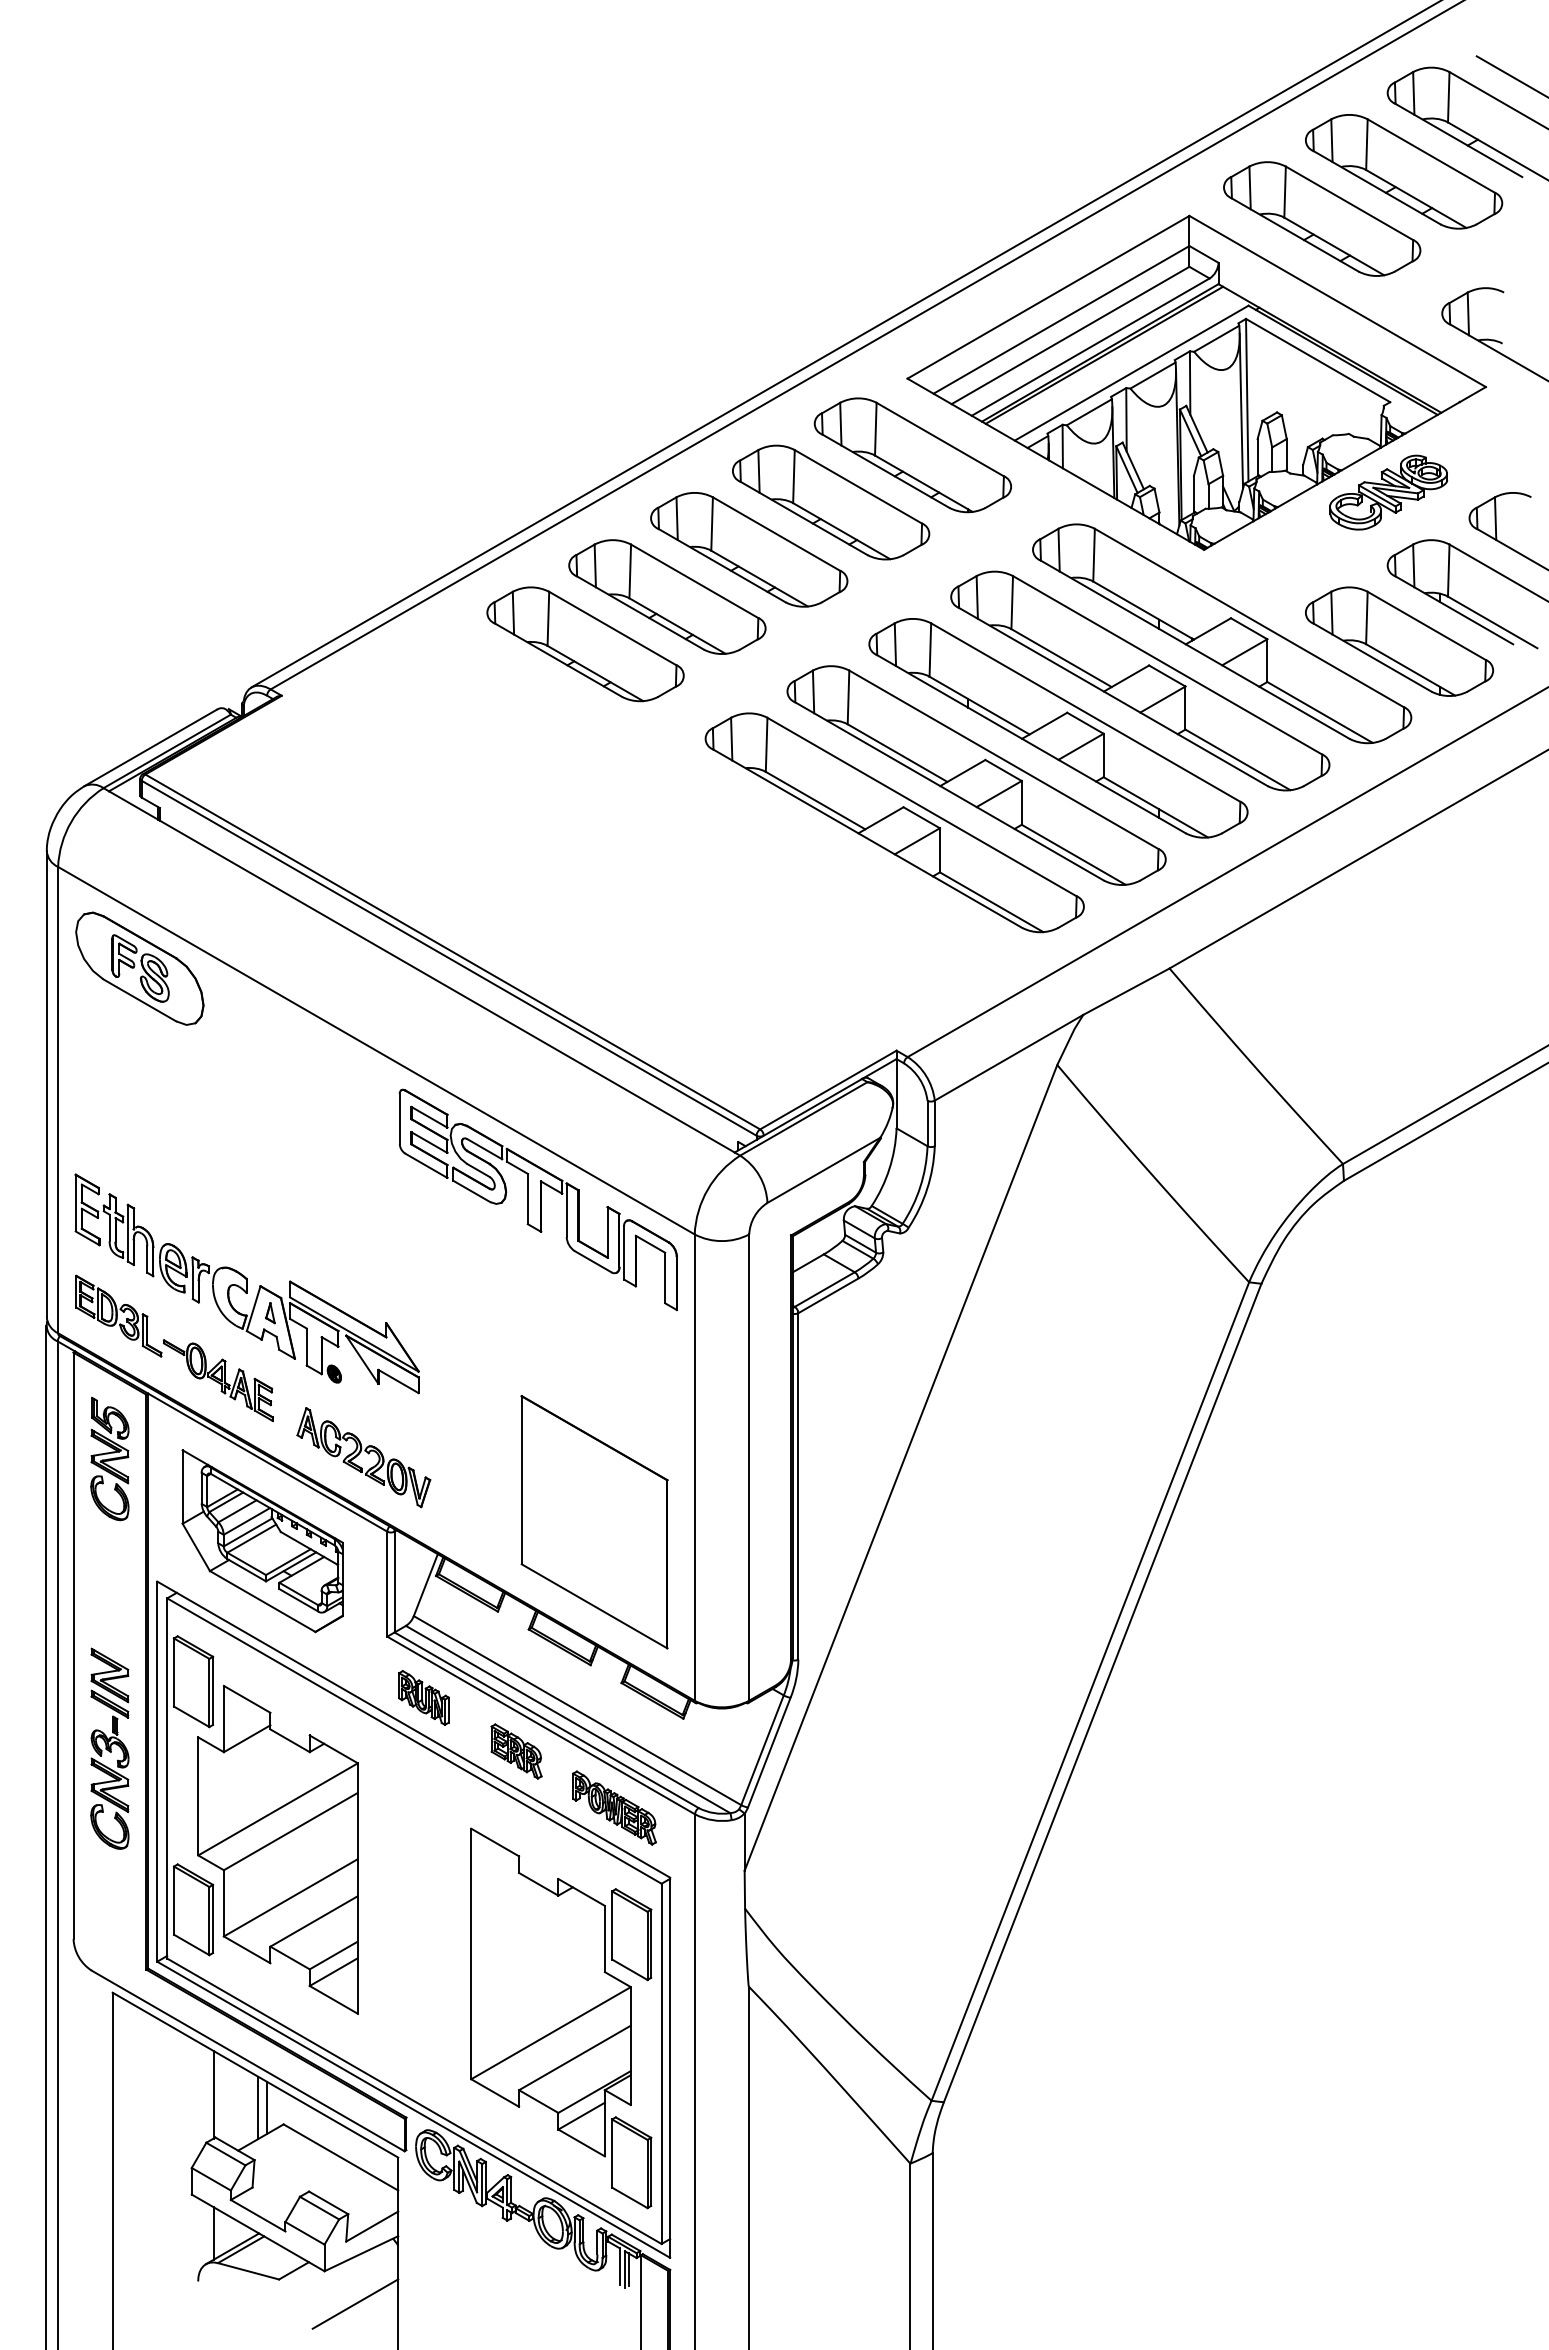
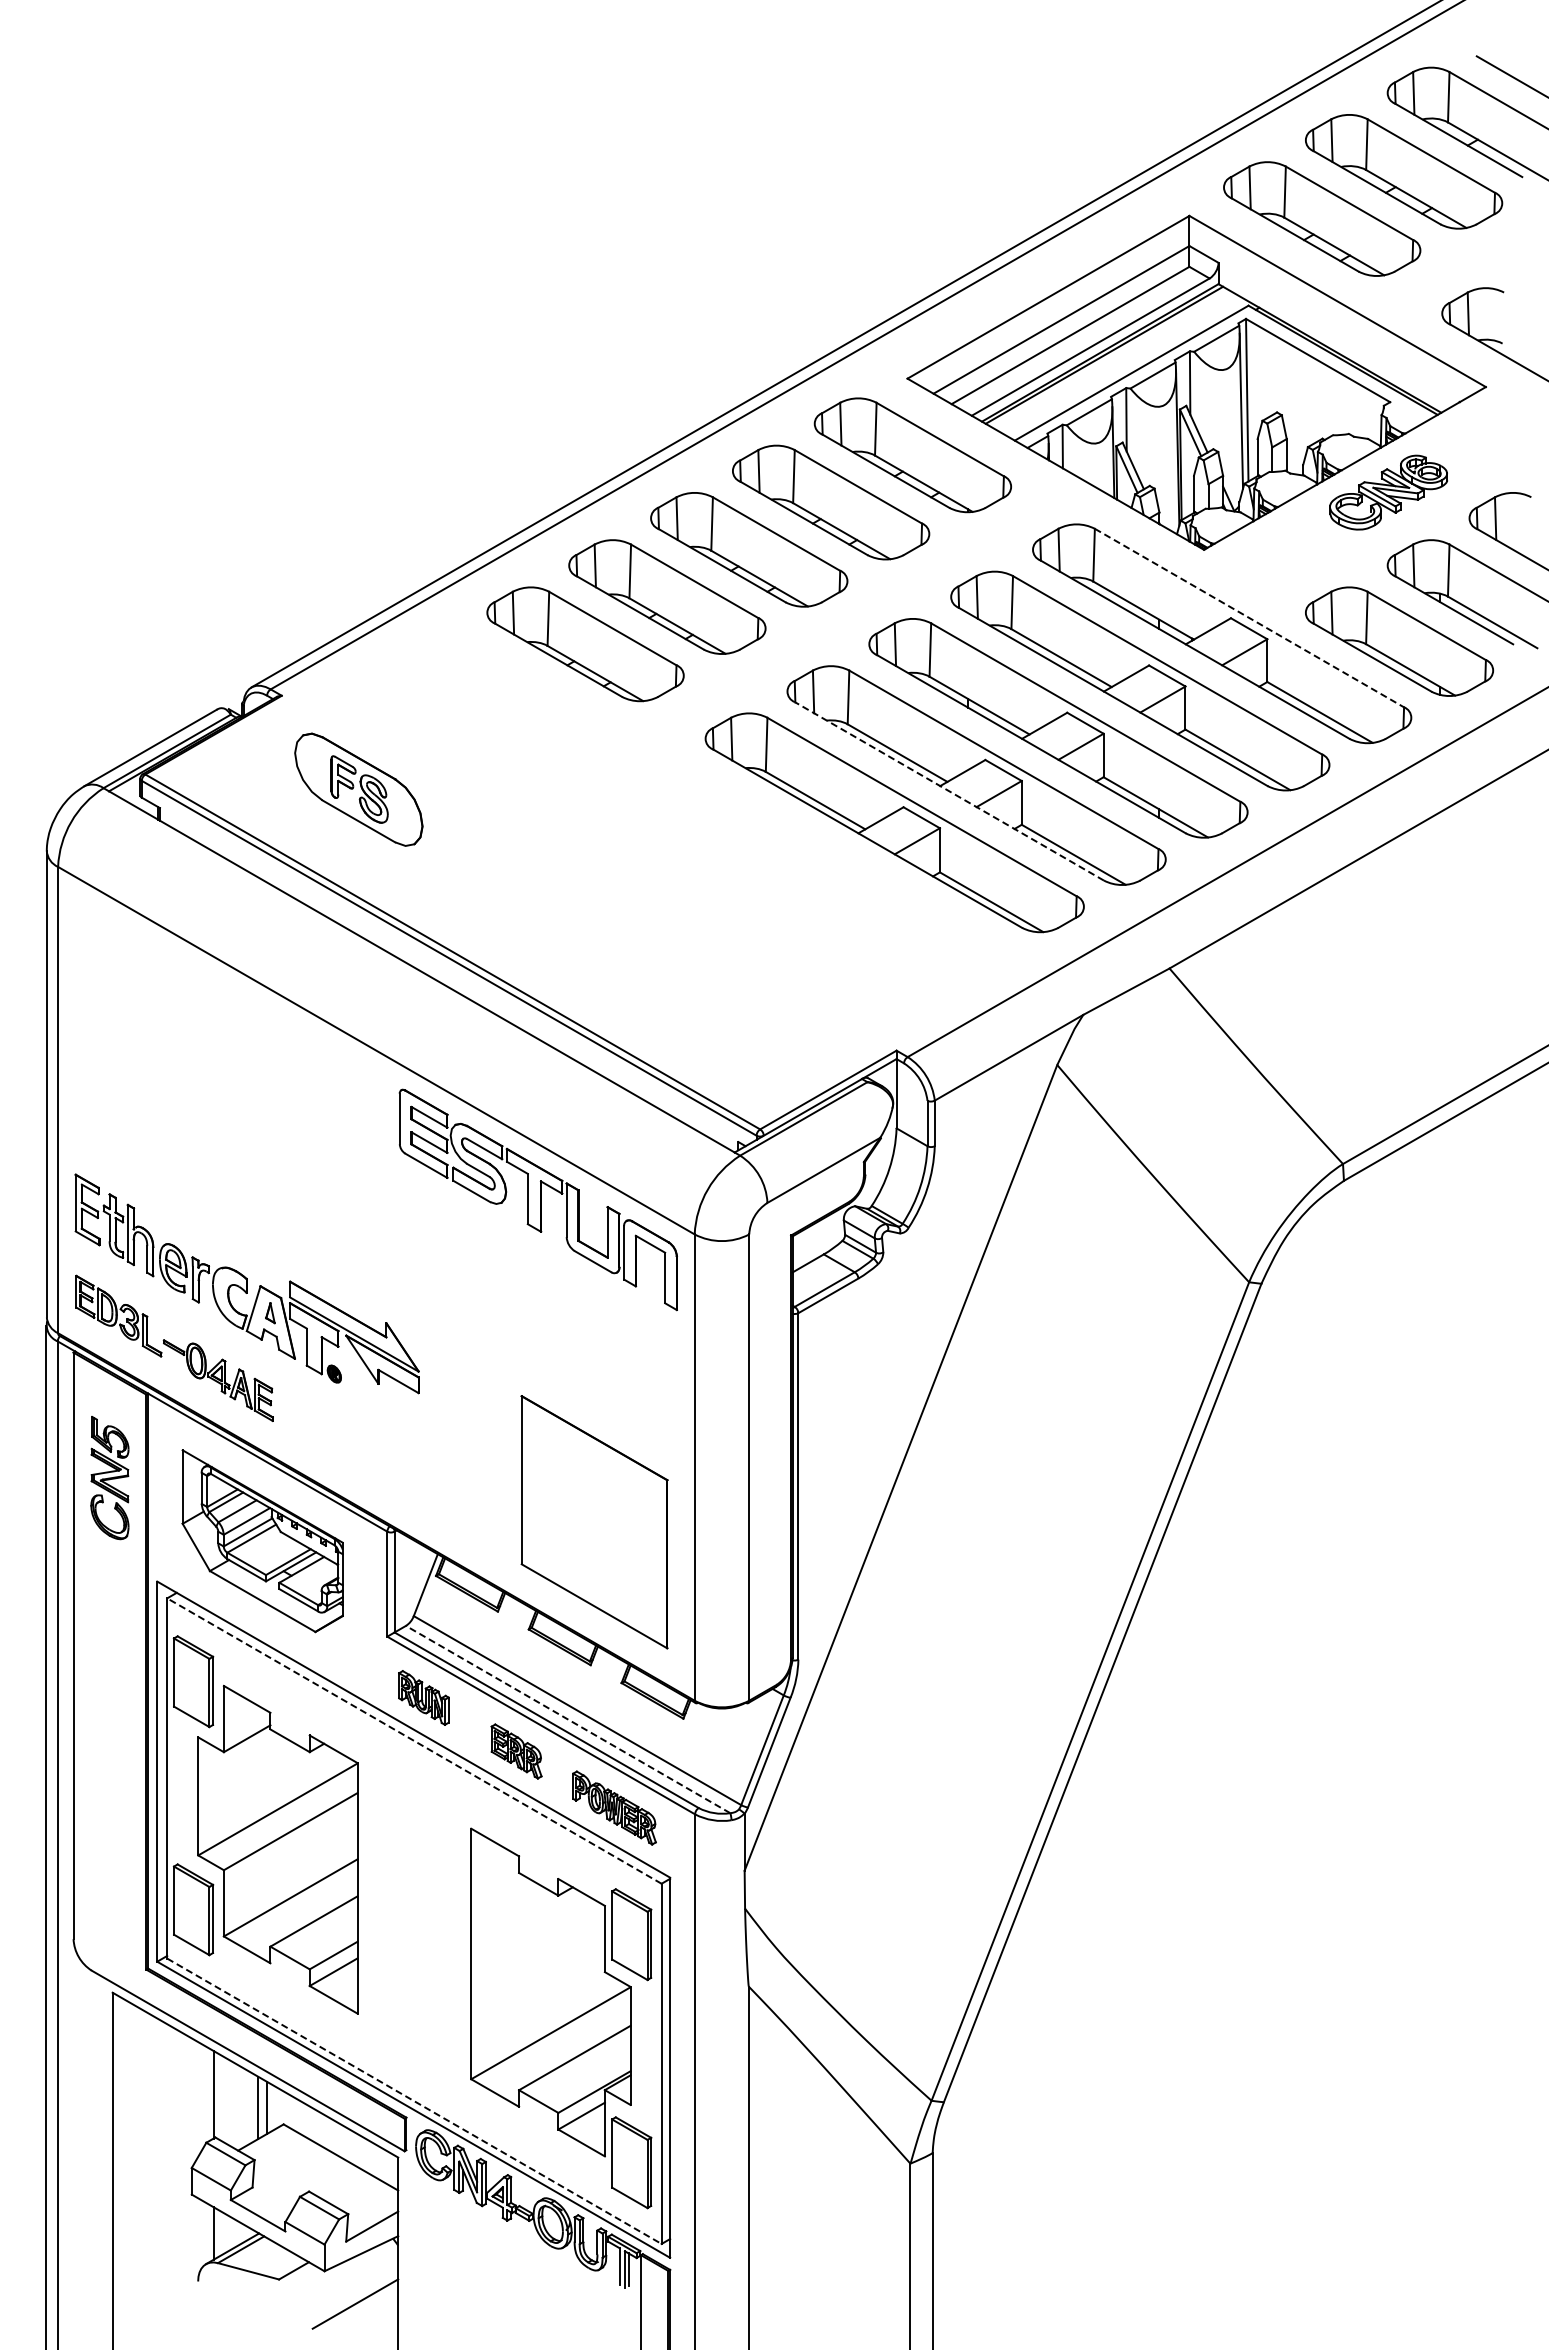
line: solid -> dashed (1249, 618)
line: solid -> dashed (949, 791)
part position: (139, 968) -> (358, 789) (358, 789)
part: present -> none (363, 1457)
part position: (109, 1459) -> (109, 1478) (109, 1478)
line: solid -> dashed (567, 1719)
line: solid -> dashed (413, 1740)
part: present -> none (109, 1748)
line: solid -> dashed (414, 2101)
